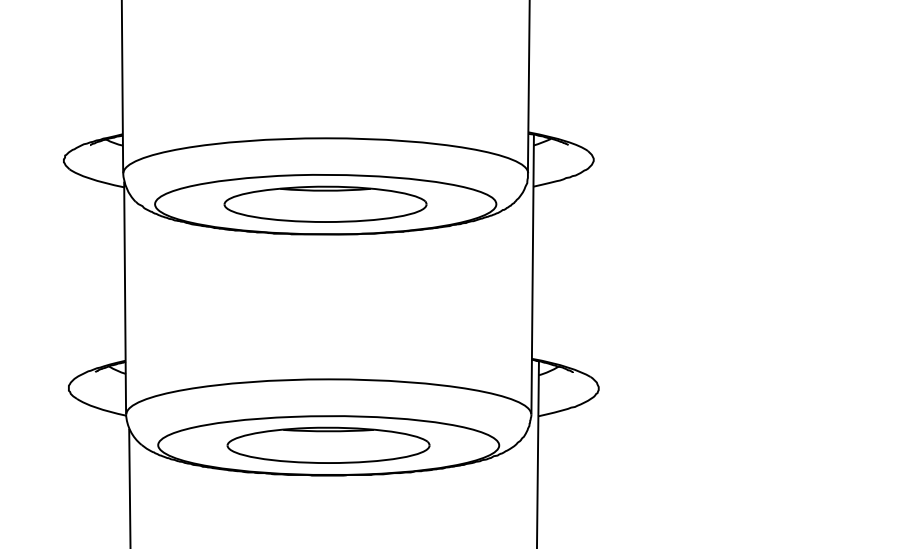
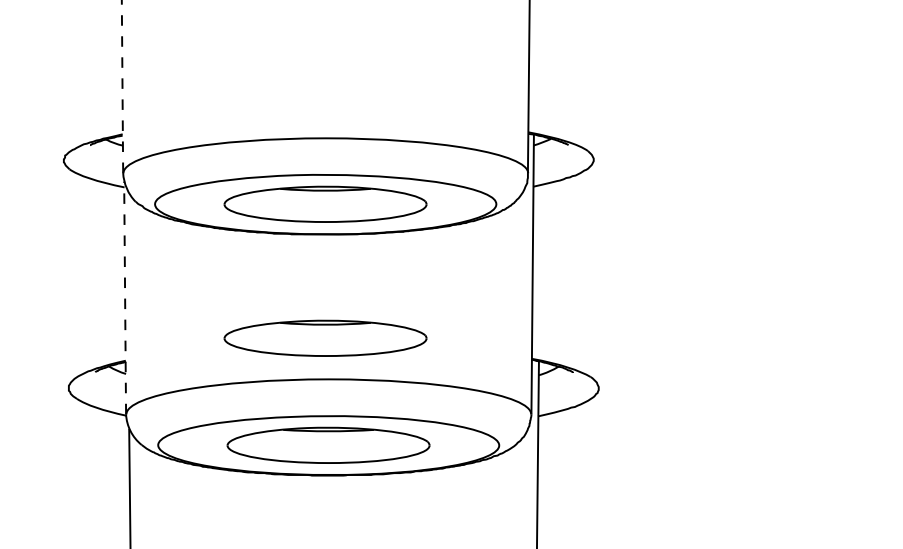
line: solid -> dashed (122, 86)
line: solid -> dashed (125, 297)
part: none -> present (325, 337)
